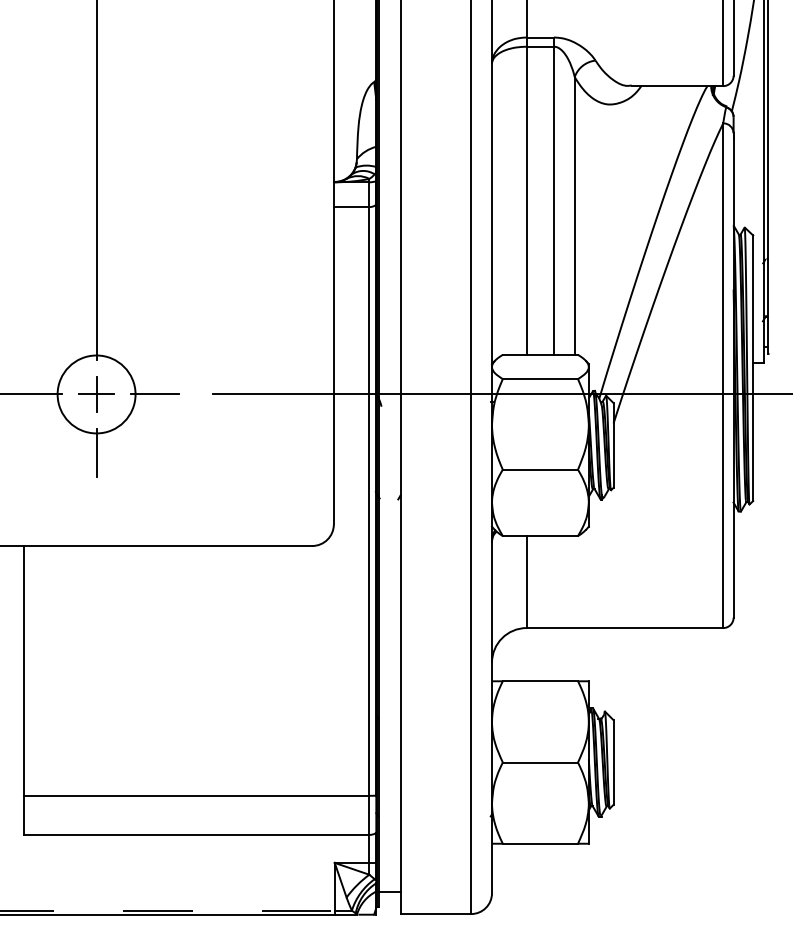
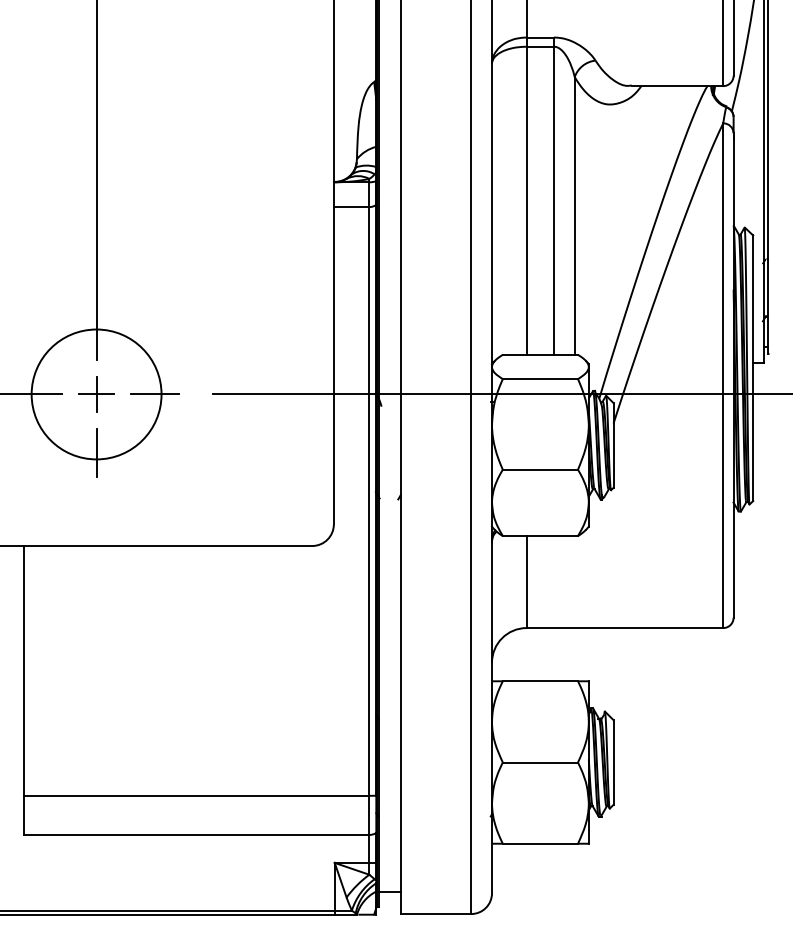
circle diameter: 78 px -> 130 px (96, 394)
line: dashed -> solid (167, 910)
